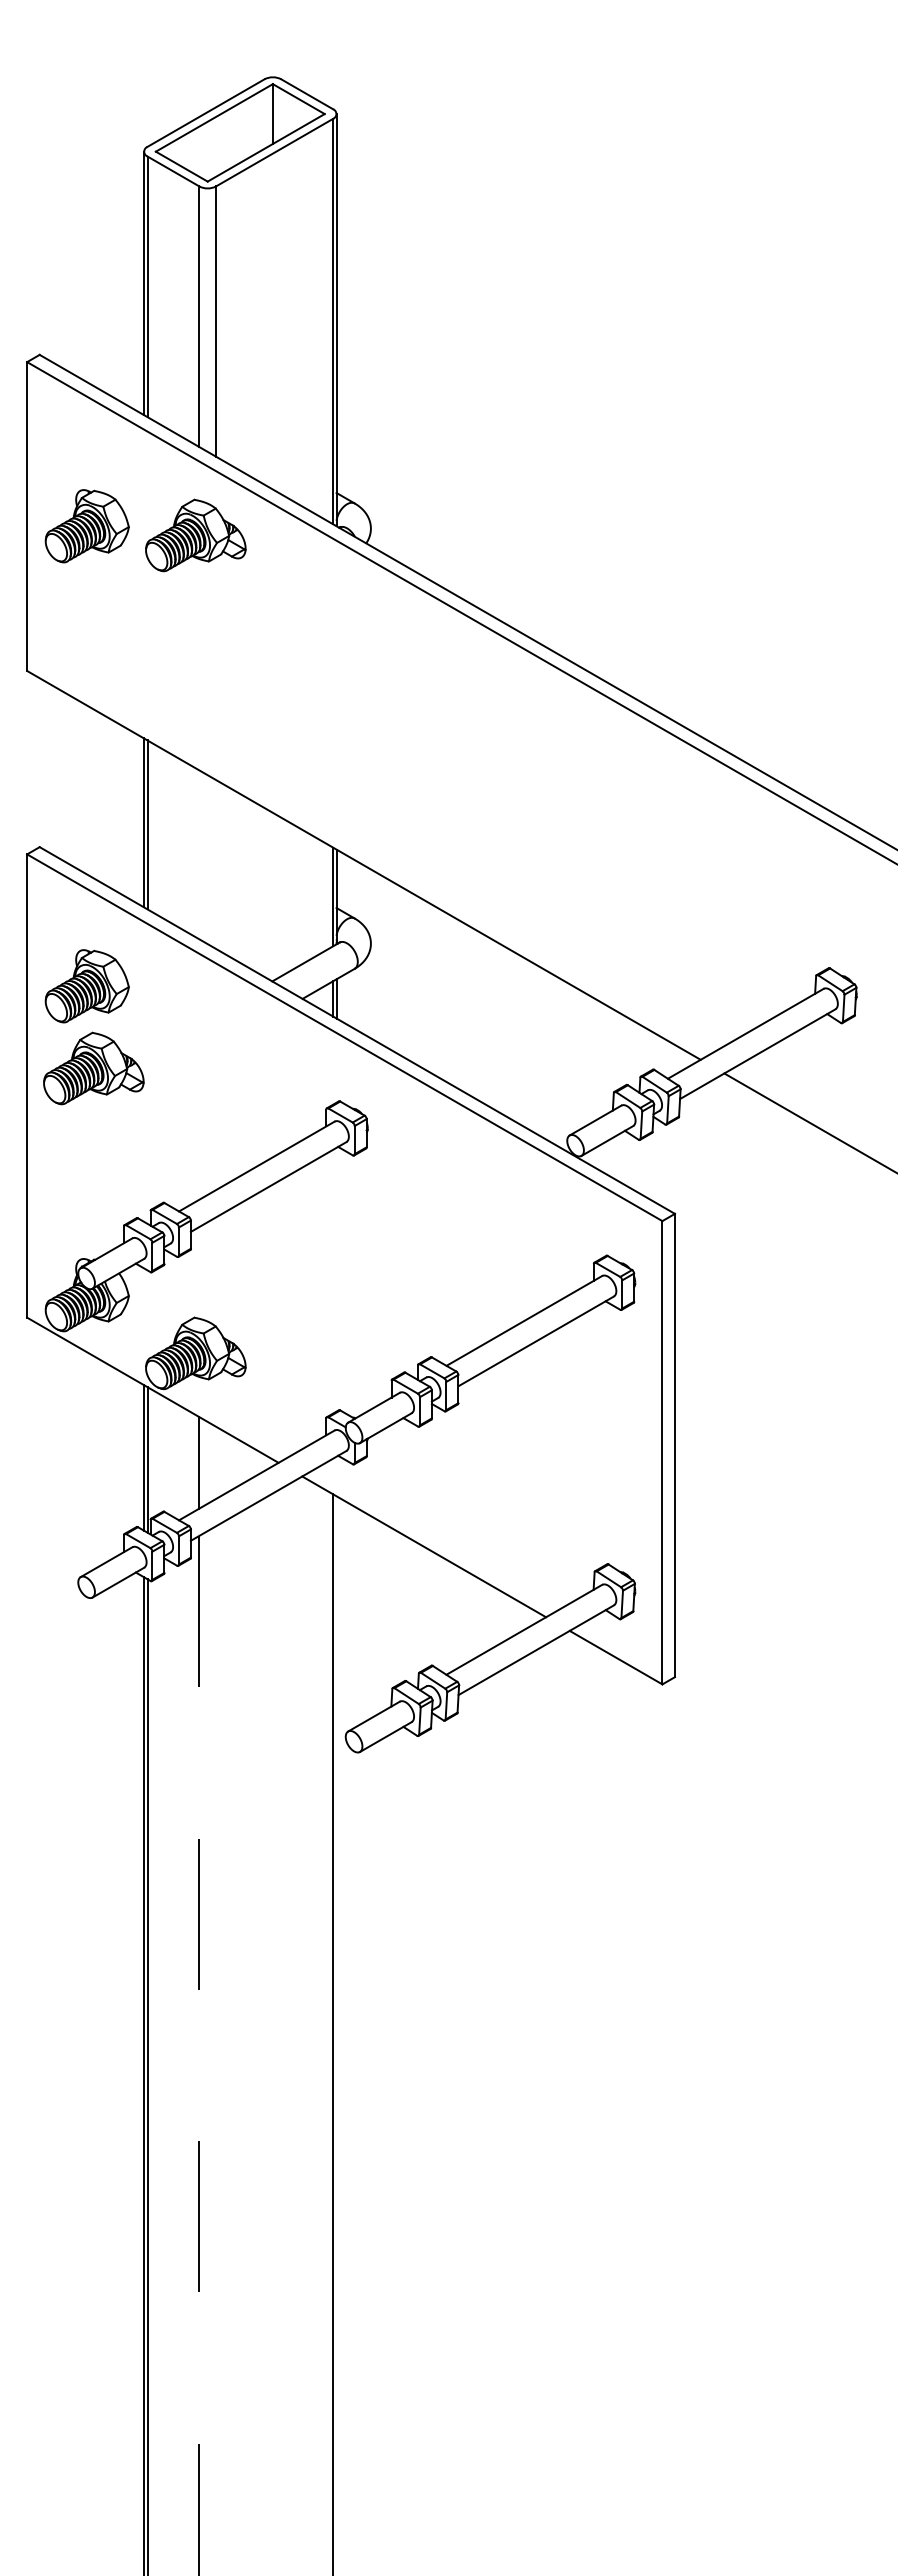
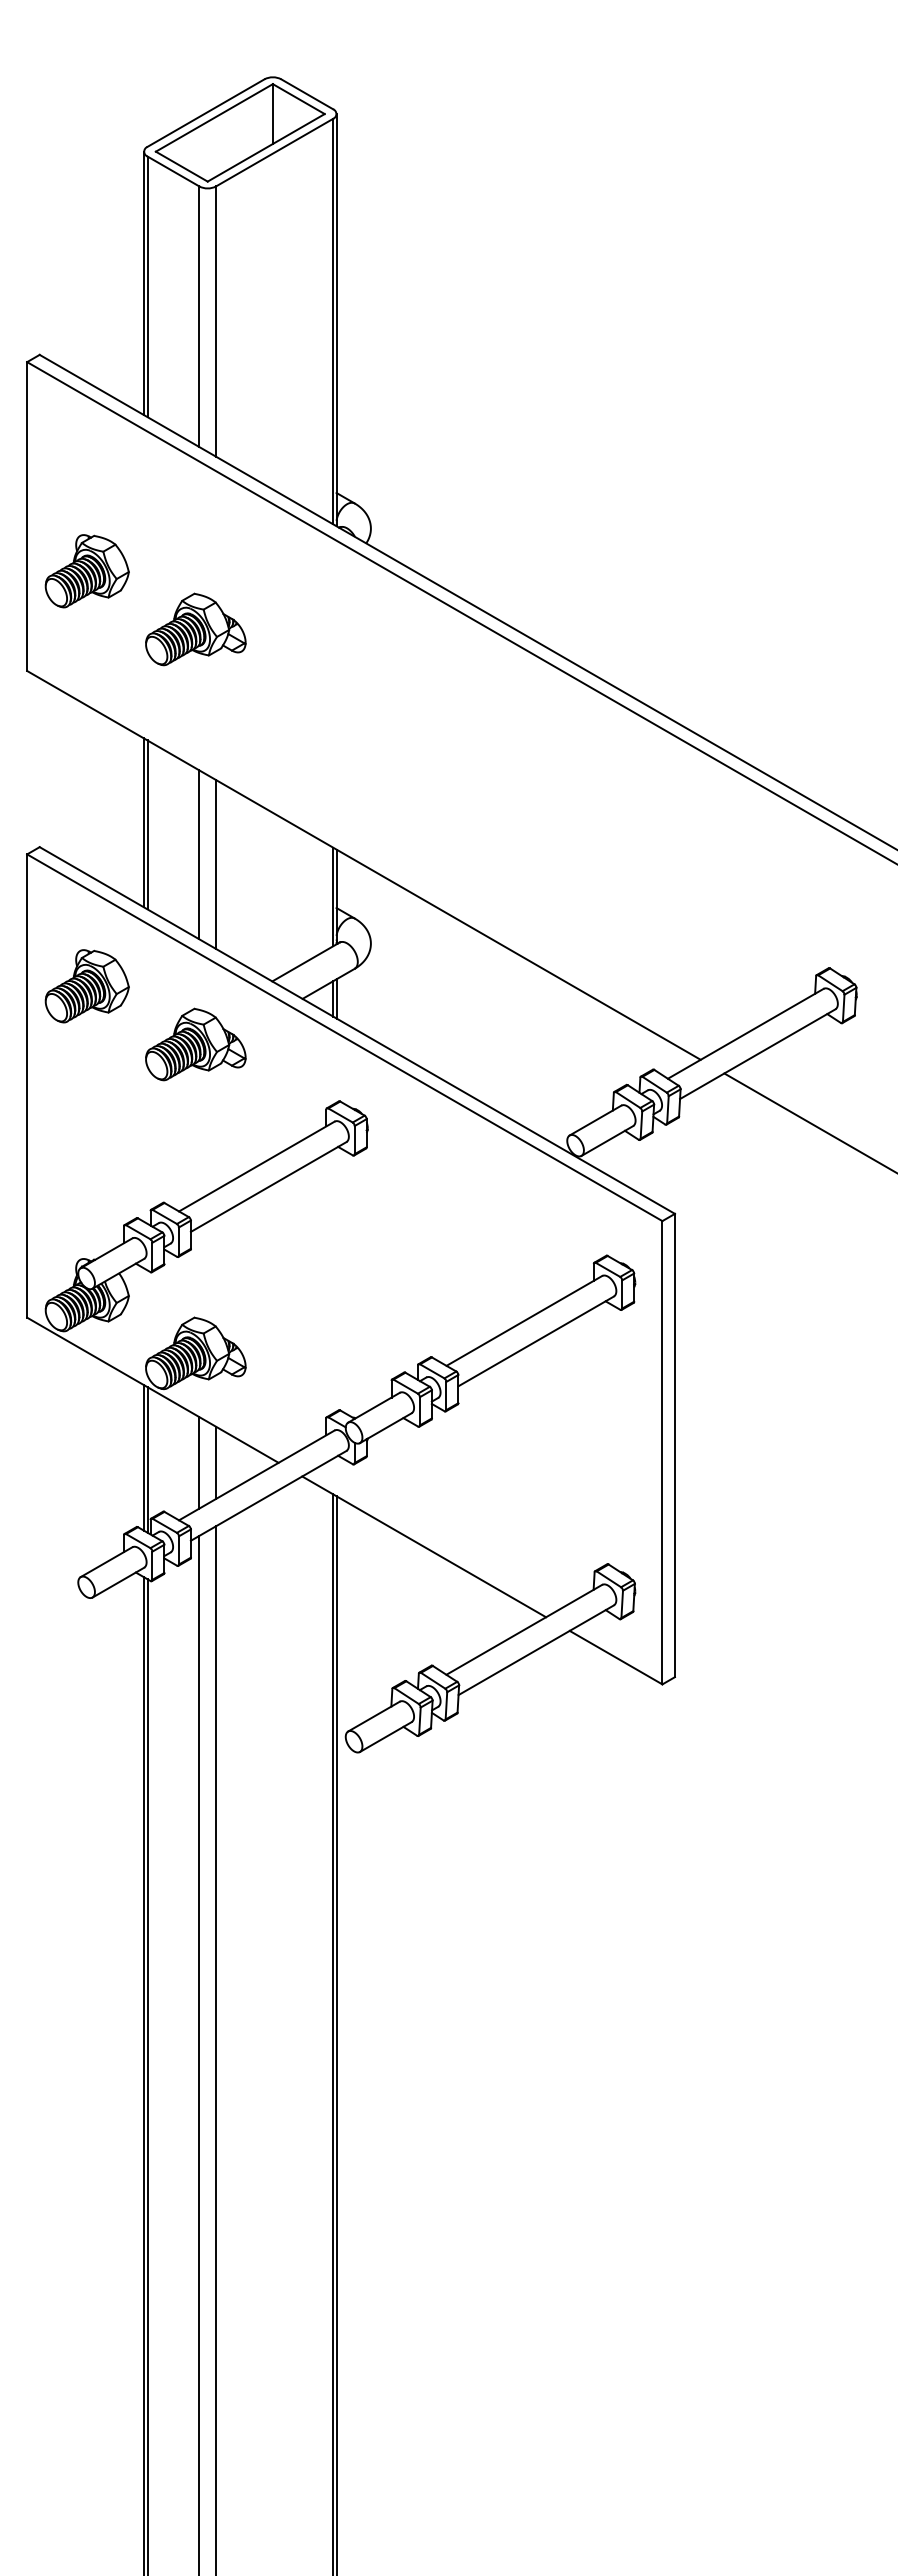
part position: (86, 526) -> (86, 571) (86, 571)
part position: (195, 535) -> (195, 629) (195, 629)
line: none -> present (199, 854)
line: none -> present (216, 864)
part position: (93, 1068) -> (195, 1044) (195, 1044)
line: none -> present (216, 1462)
line: none -> present (336, 2034)
line: none -> present (216, 2049)
line: dashed -> solid (199, 2055)
